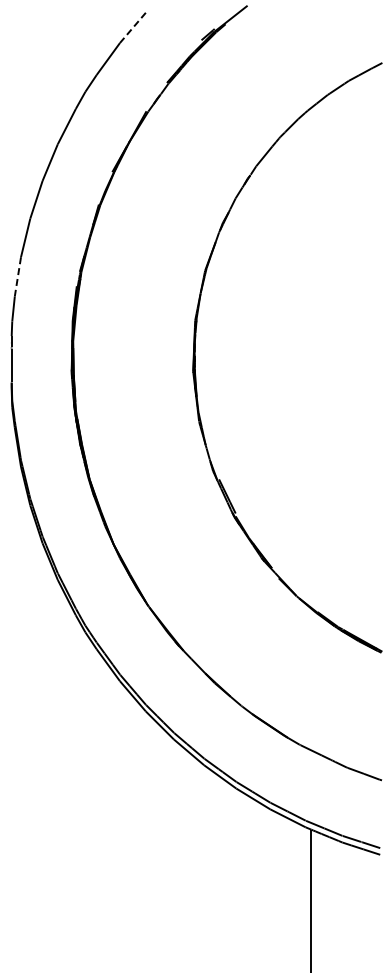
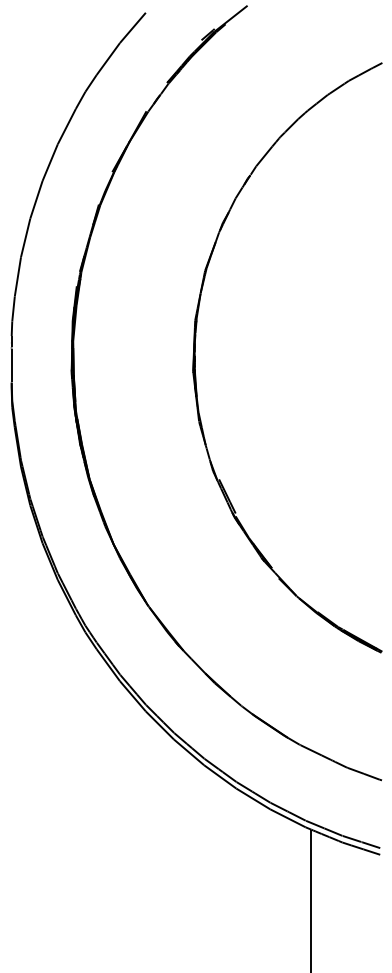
line: dashed -> solid (132, 27)
line: dashed -> solid (17, 276)
